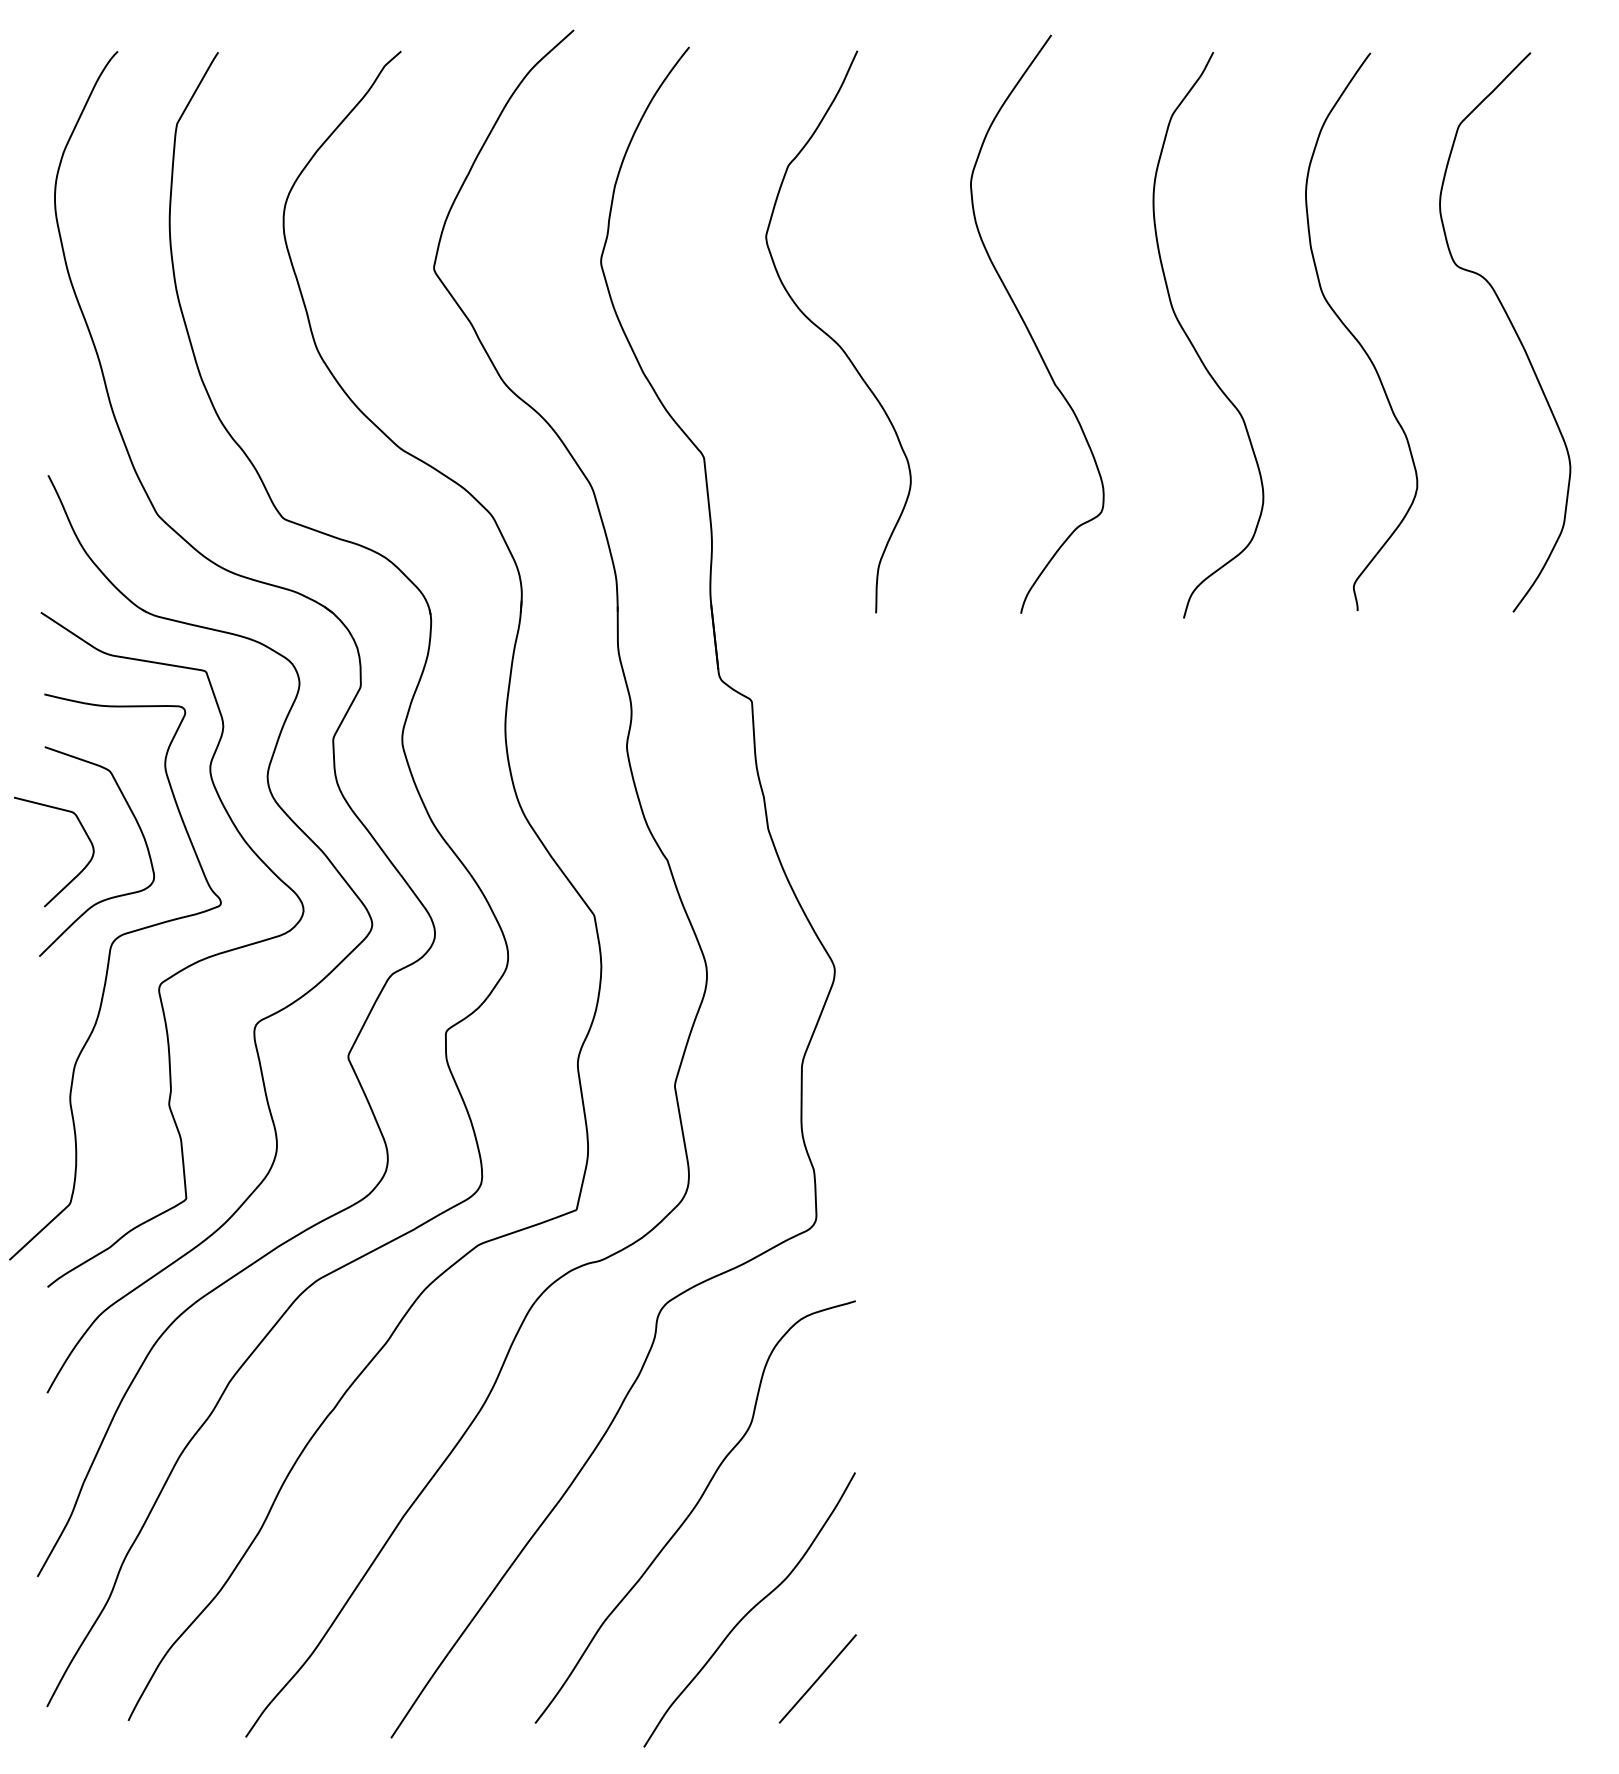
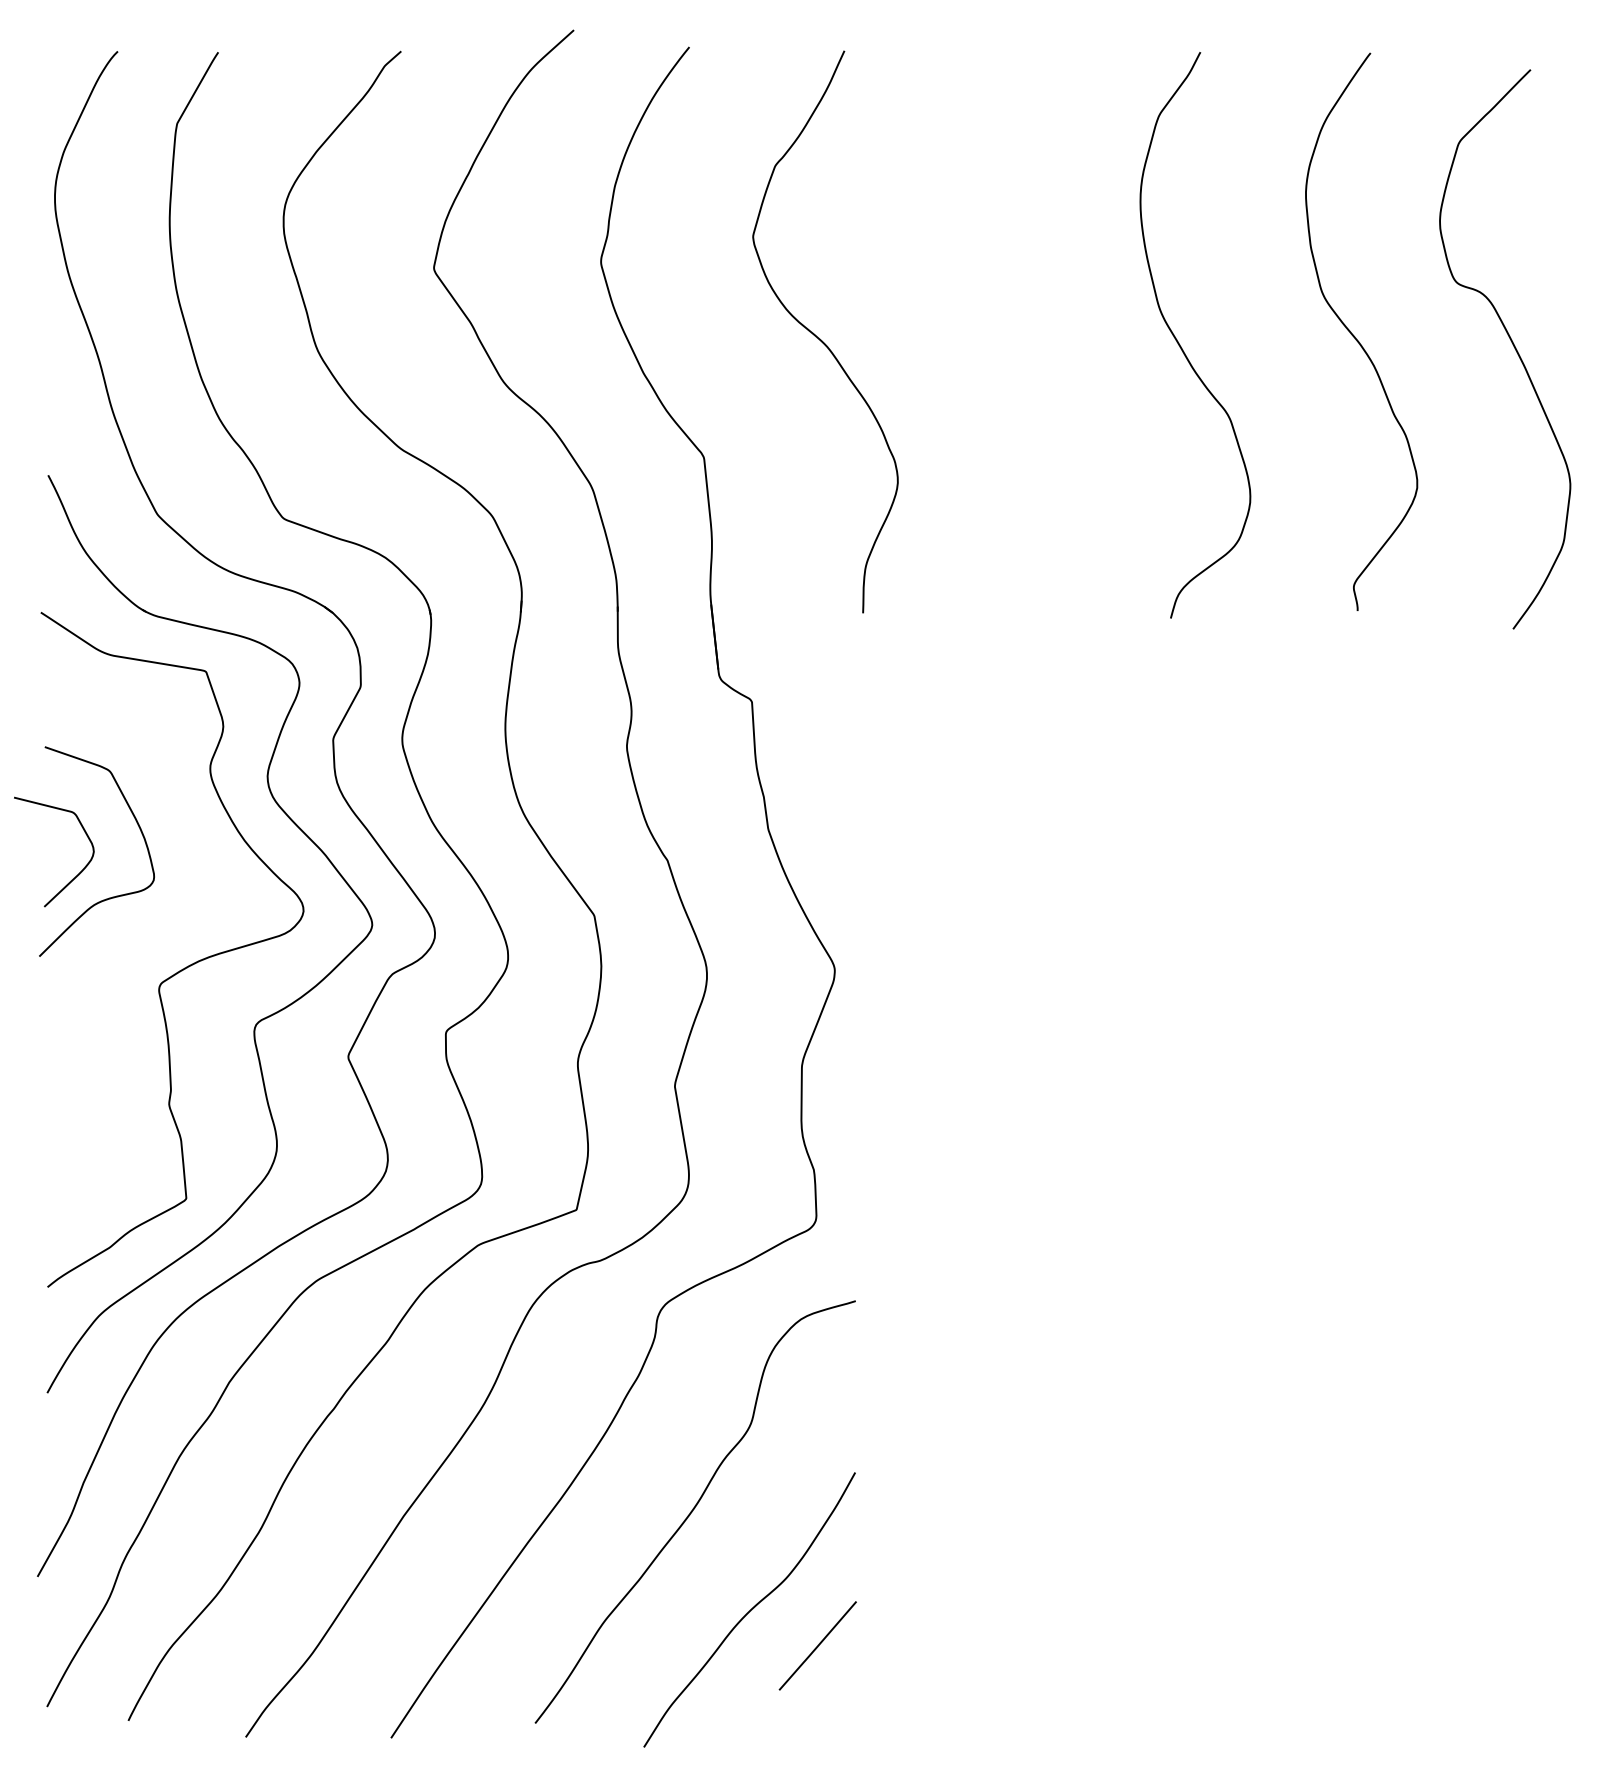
curve: present -> none (1028, 328)
curve position: (1513, 329) -> (1513, 346) (1513, 346)
curve position: (833, 338) -> (820, 338) (820, 338)
curve position: (1193, 344) -> (1180, 344) (1180, 344)
curve: present -> none (107, 976)
line position: (817, 1678) -> (817, 1645) (817, 1645)
